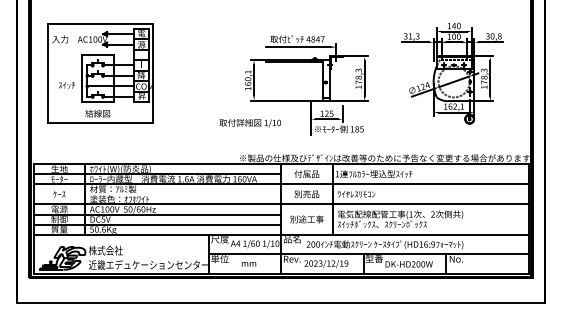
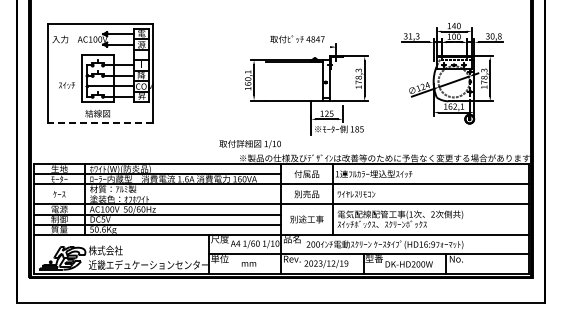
line: present -> none (298, 47)
line: solid -> dashed (100, 122)
text position: (249, 123) -> (249, 144) (249, 144)
